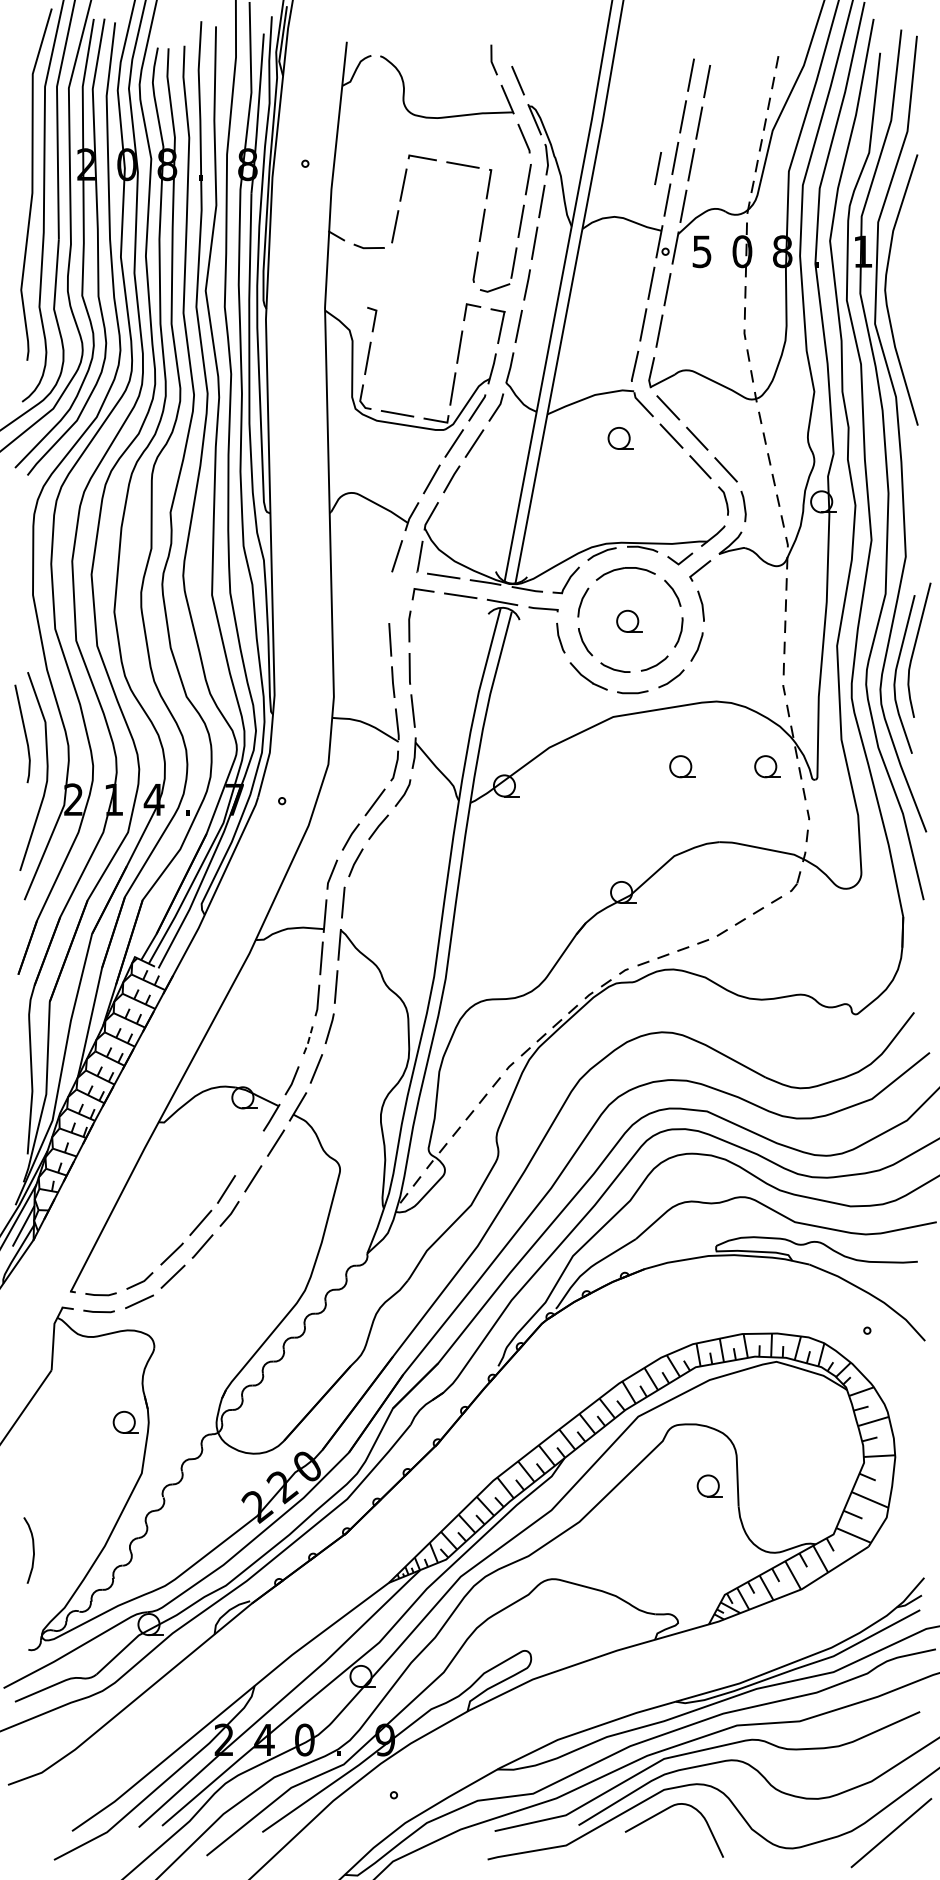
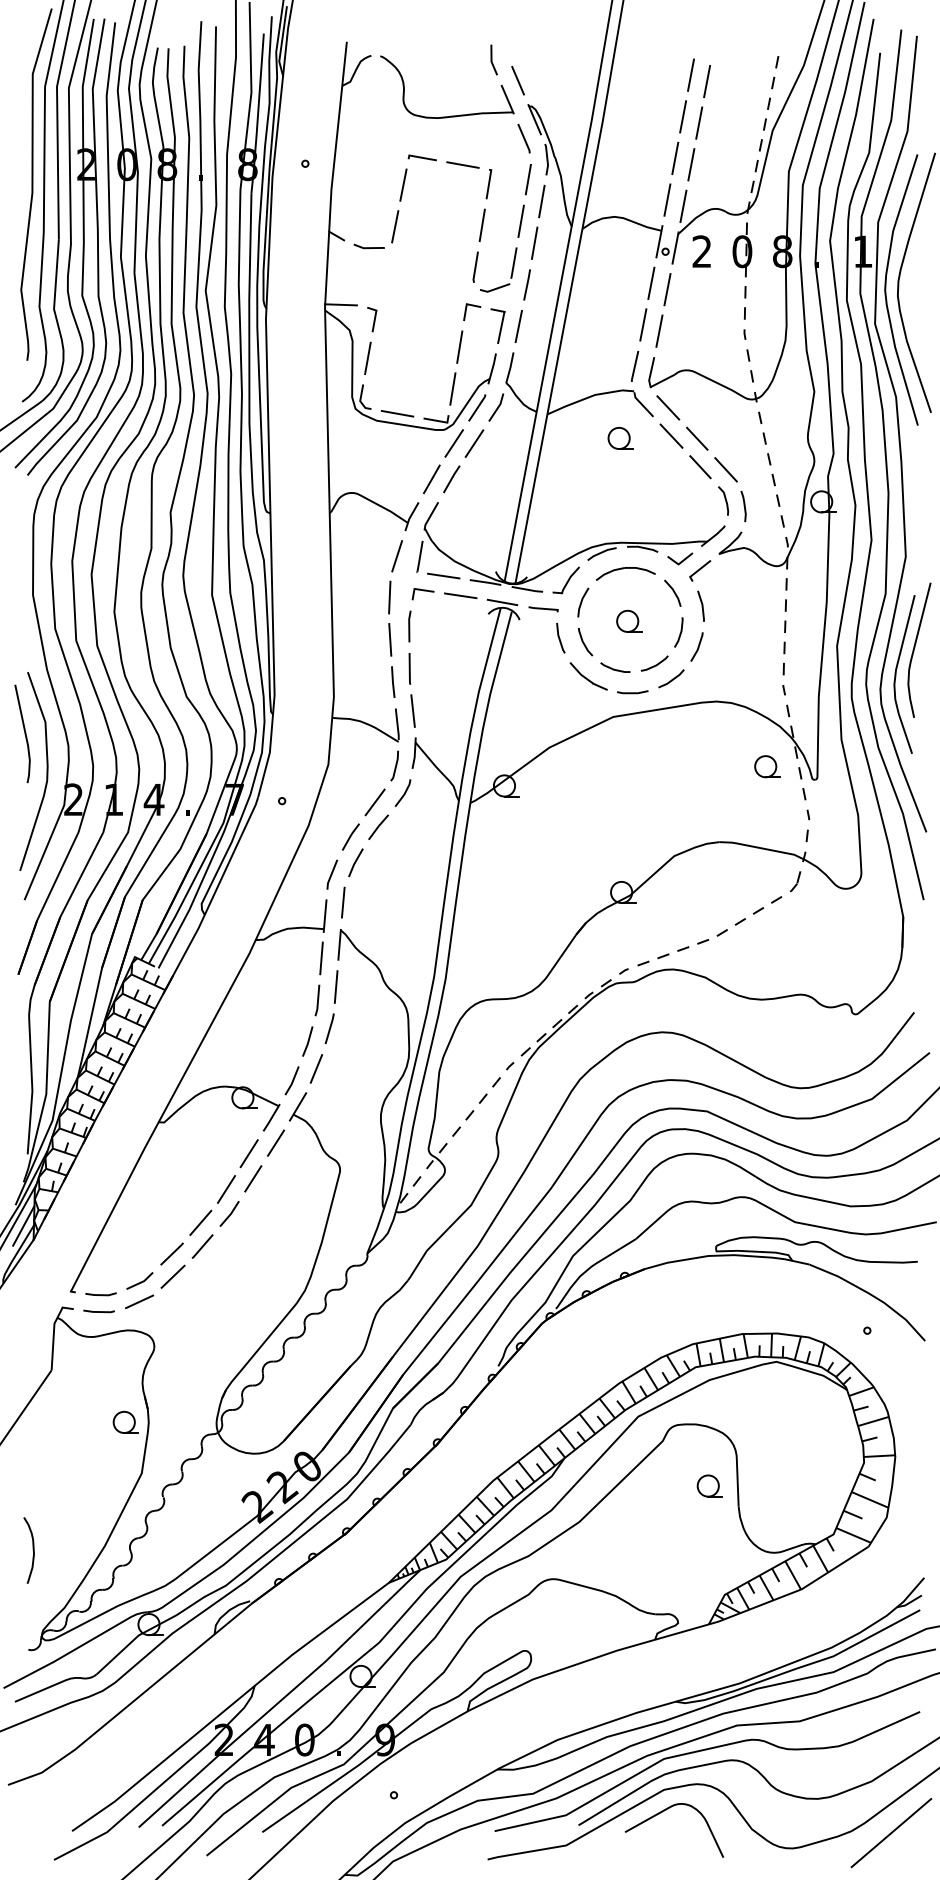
line: present -> none (657, 168)
text: 5 -> 2 (701, 251)
curve: none -> present (900, 277)
line: none -> present (340, 304)
line: none -> present (389, 597)
part: present -> none (682, 766)
line: dashed -> solid (308, 1042)
line: none -> present (248, 1153)
